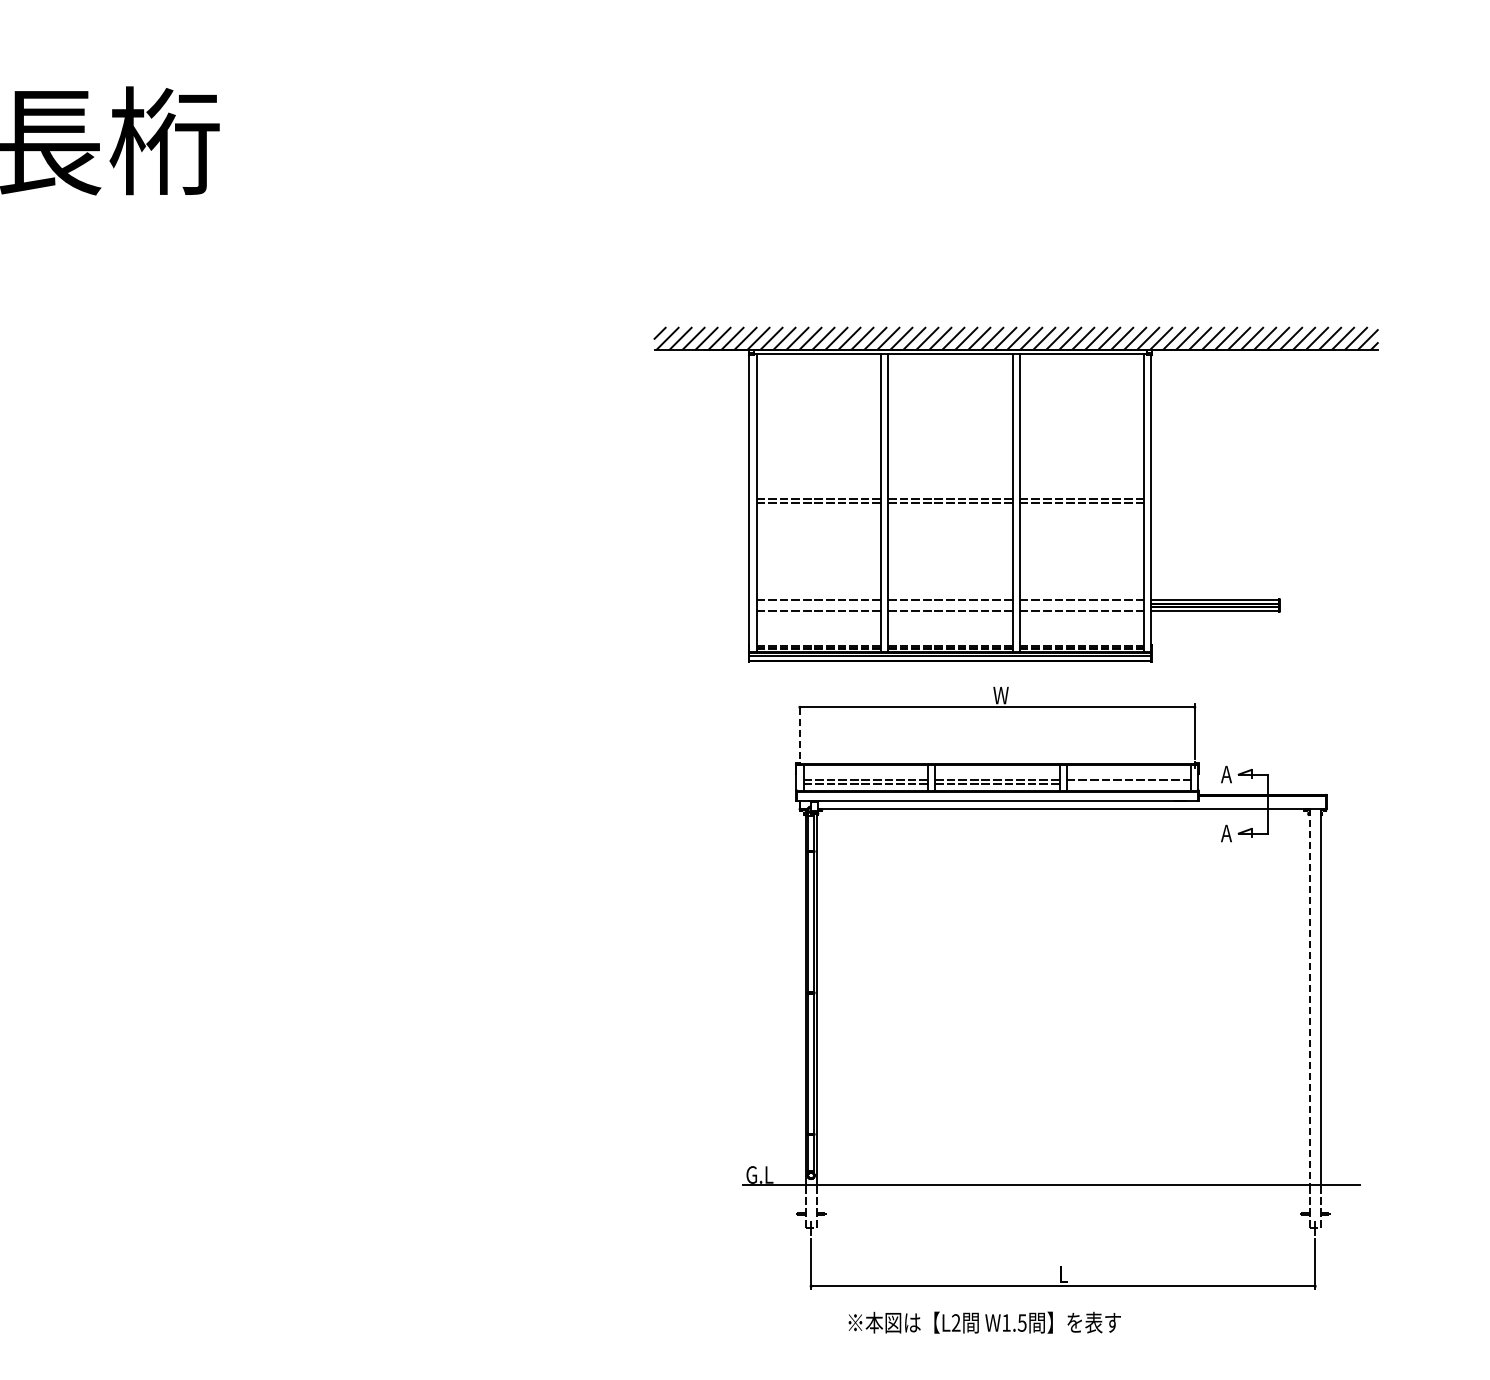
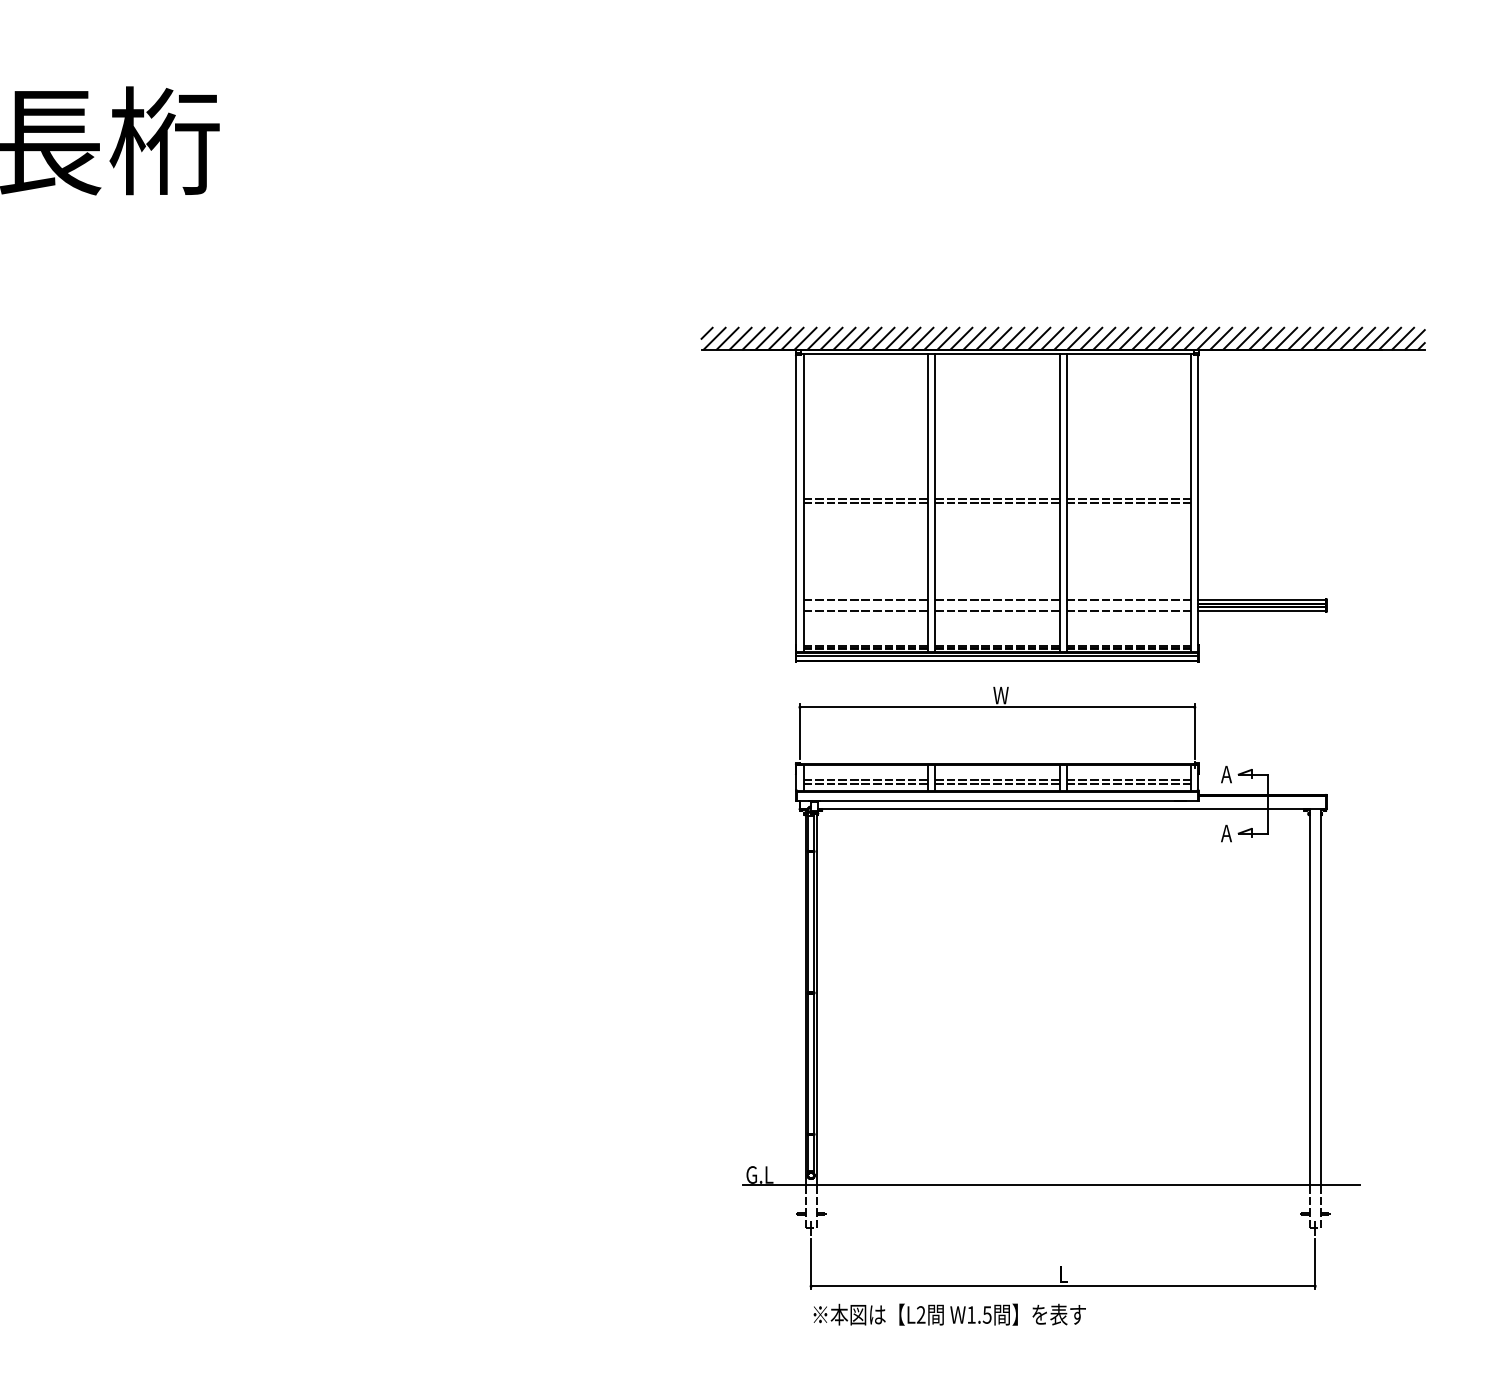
part position: (1015, 494) -> (1062, 494) (1062, 494)
line: dashed -> solid (799, 731)
line: none -> present (1128, 783)
line: dashed -> solid (1309, 997)
text position: (984, 1322) -> (949, 1314) (949, 1314)
